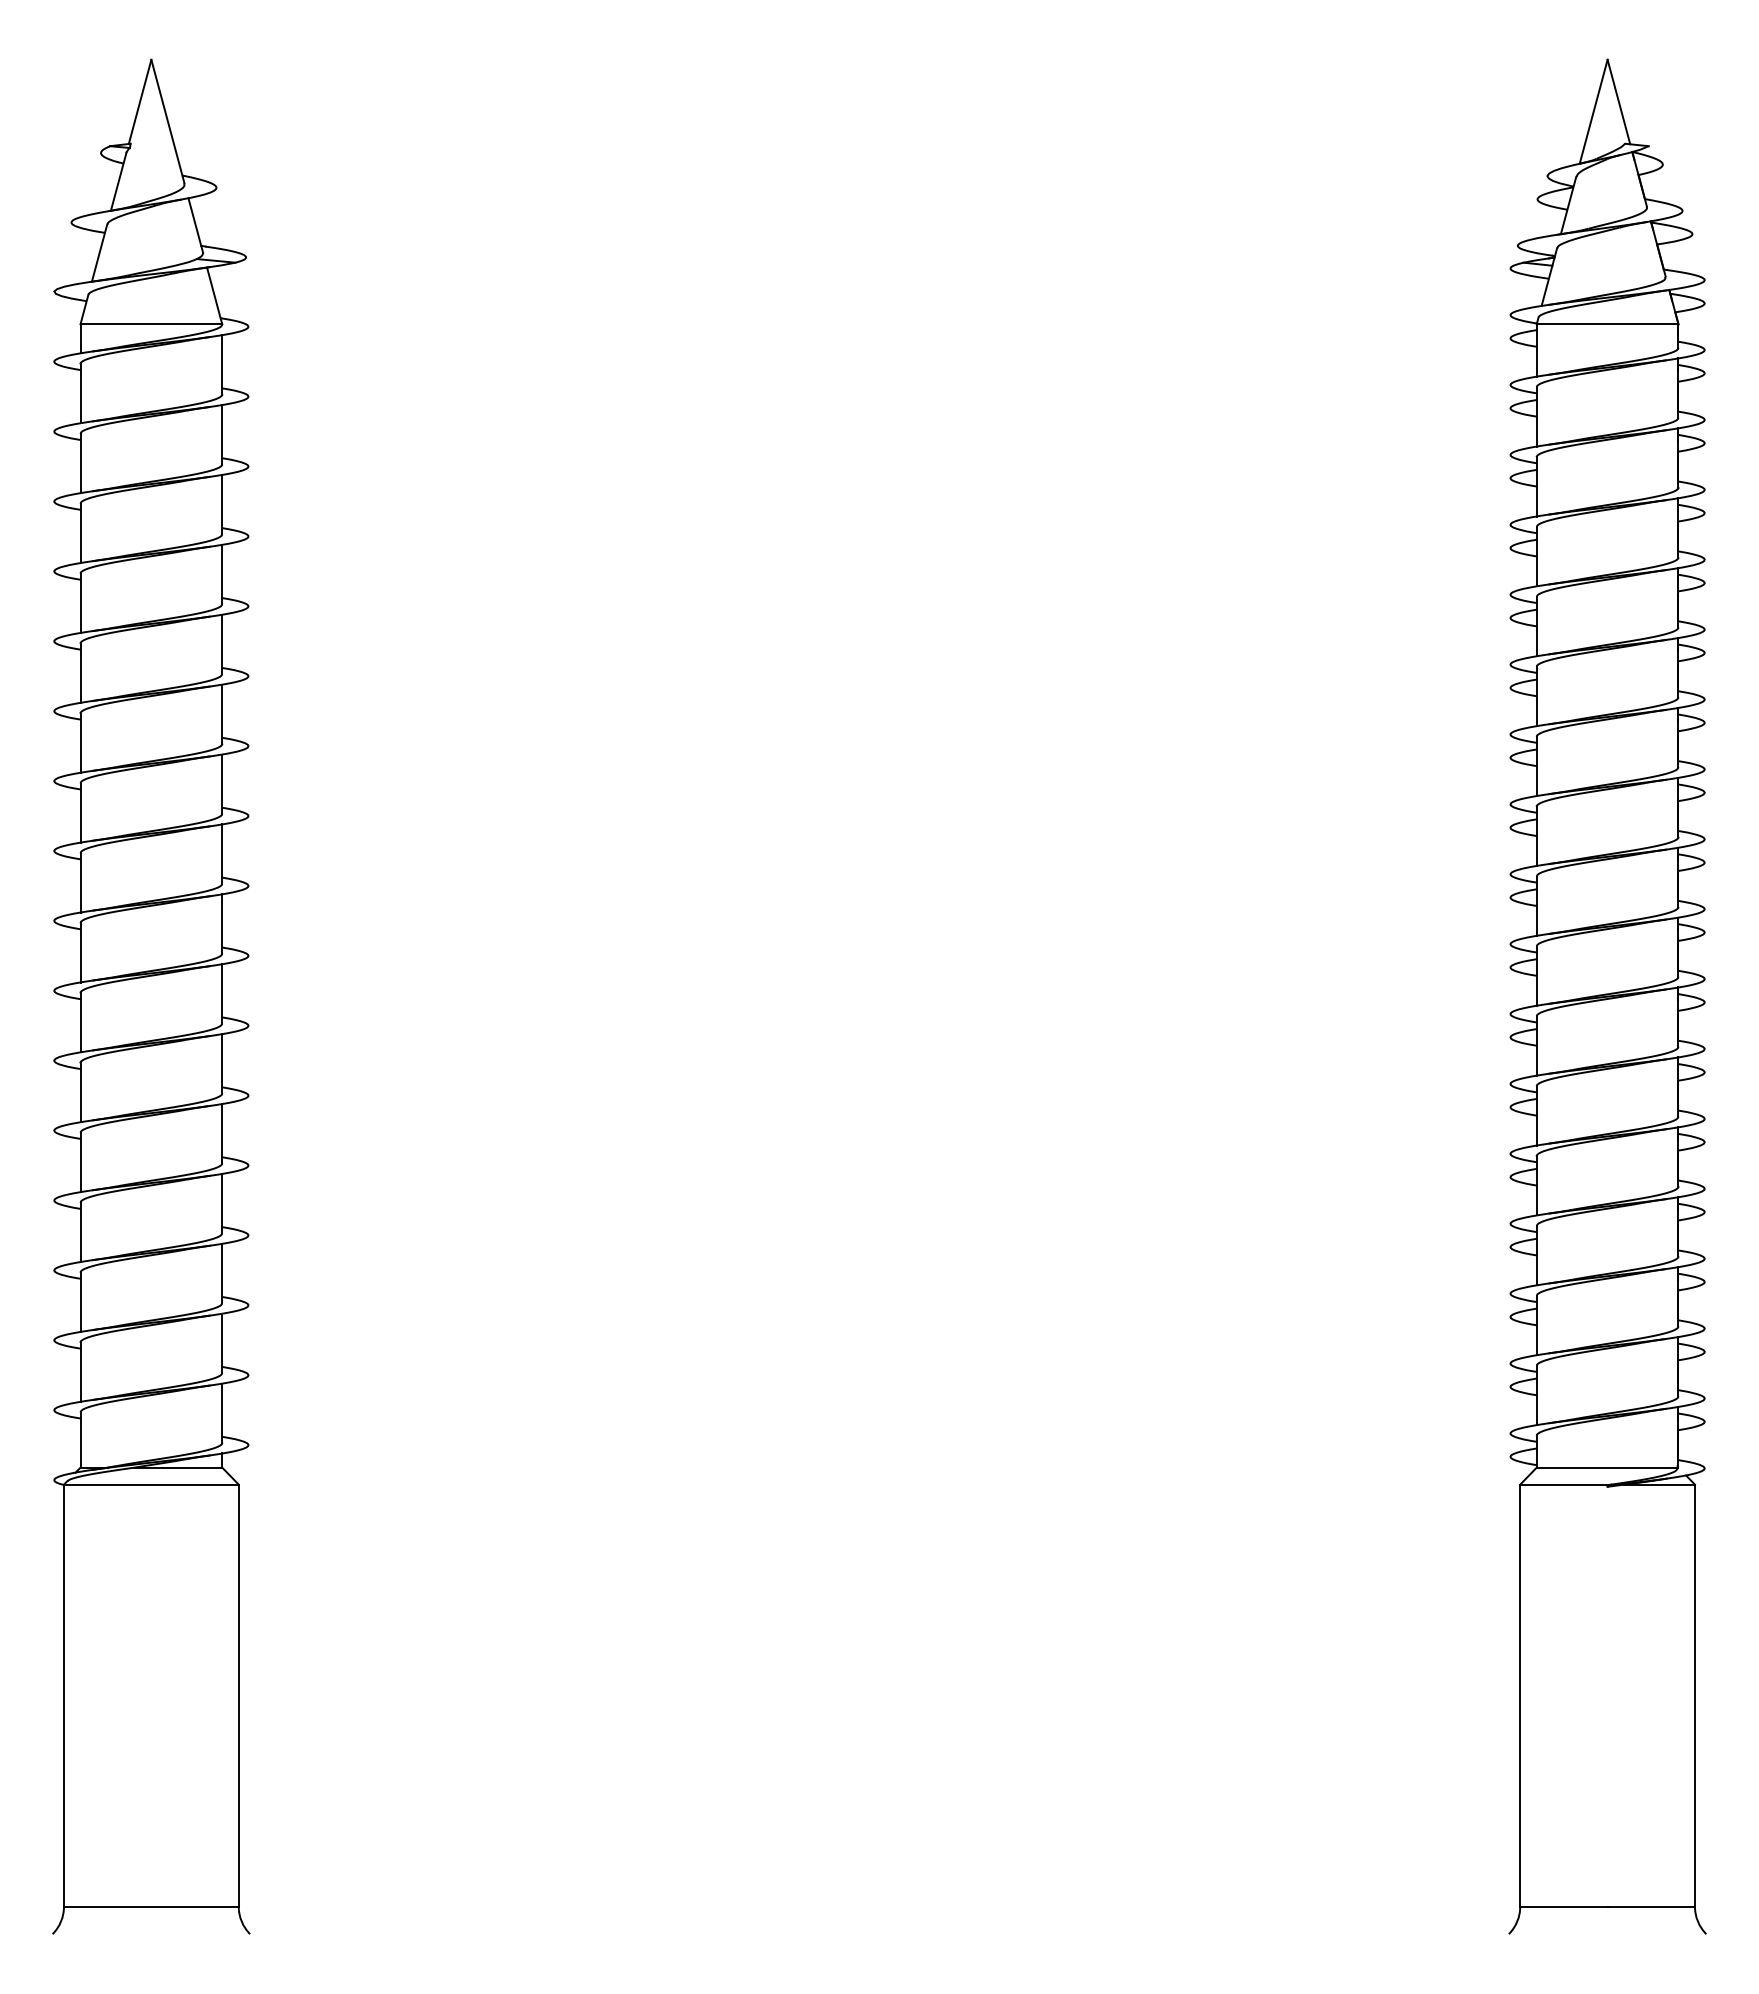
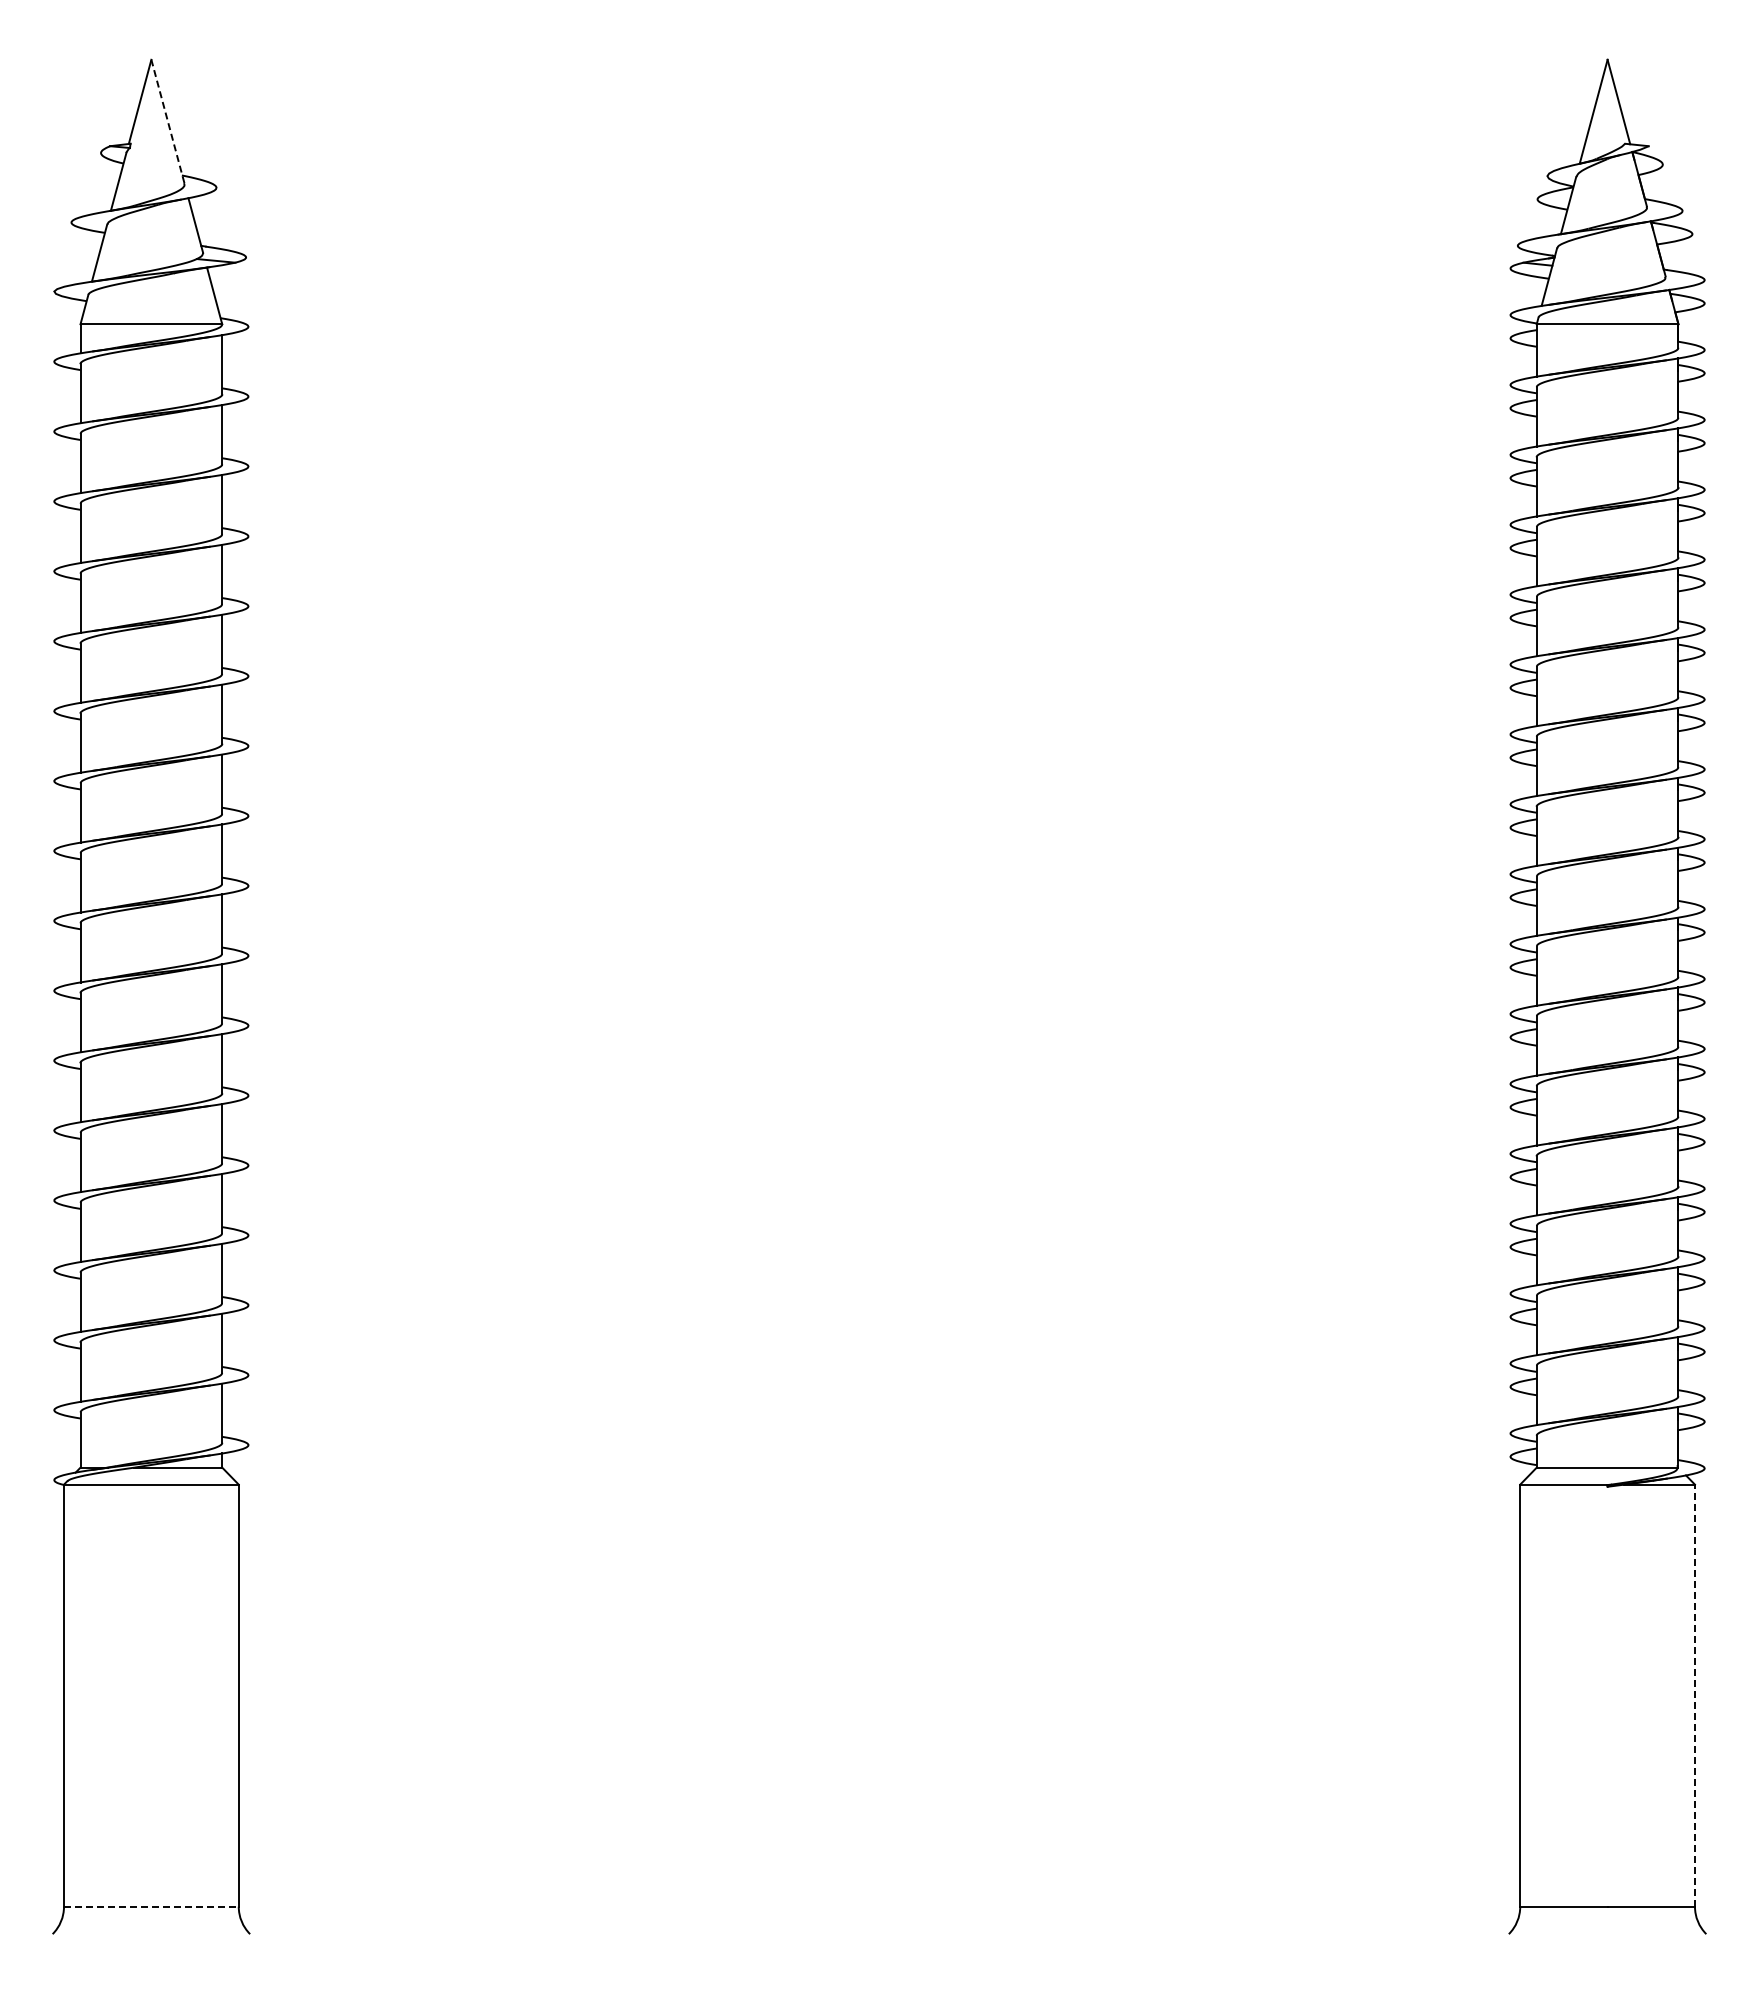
line: solid -> dashed (167, 121)
line: solid -> dashed (1694, 1695)
line: solid -> dashed (151, 1906)
